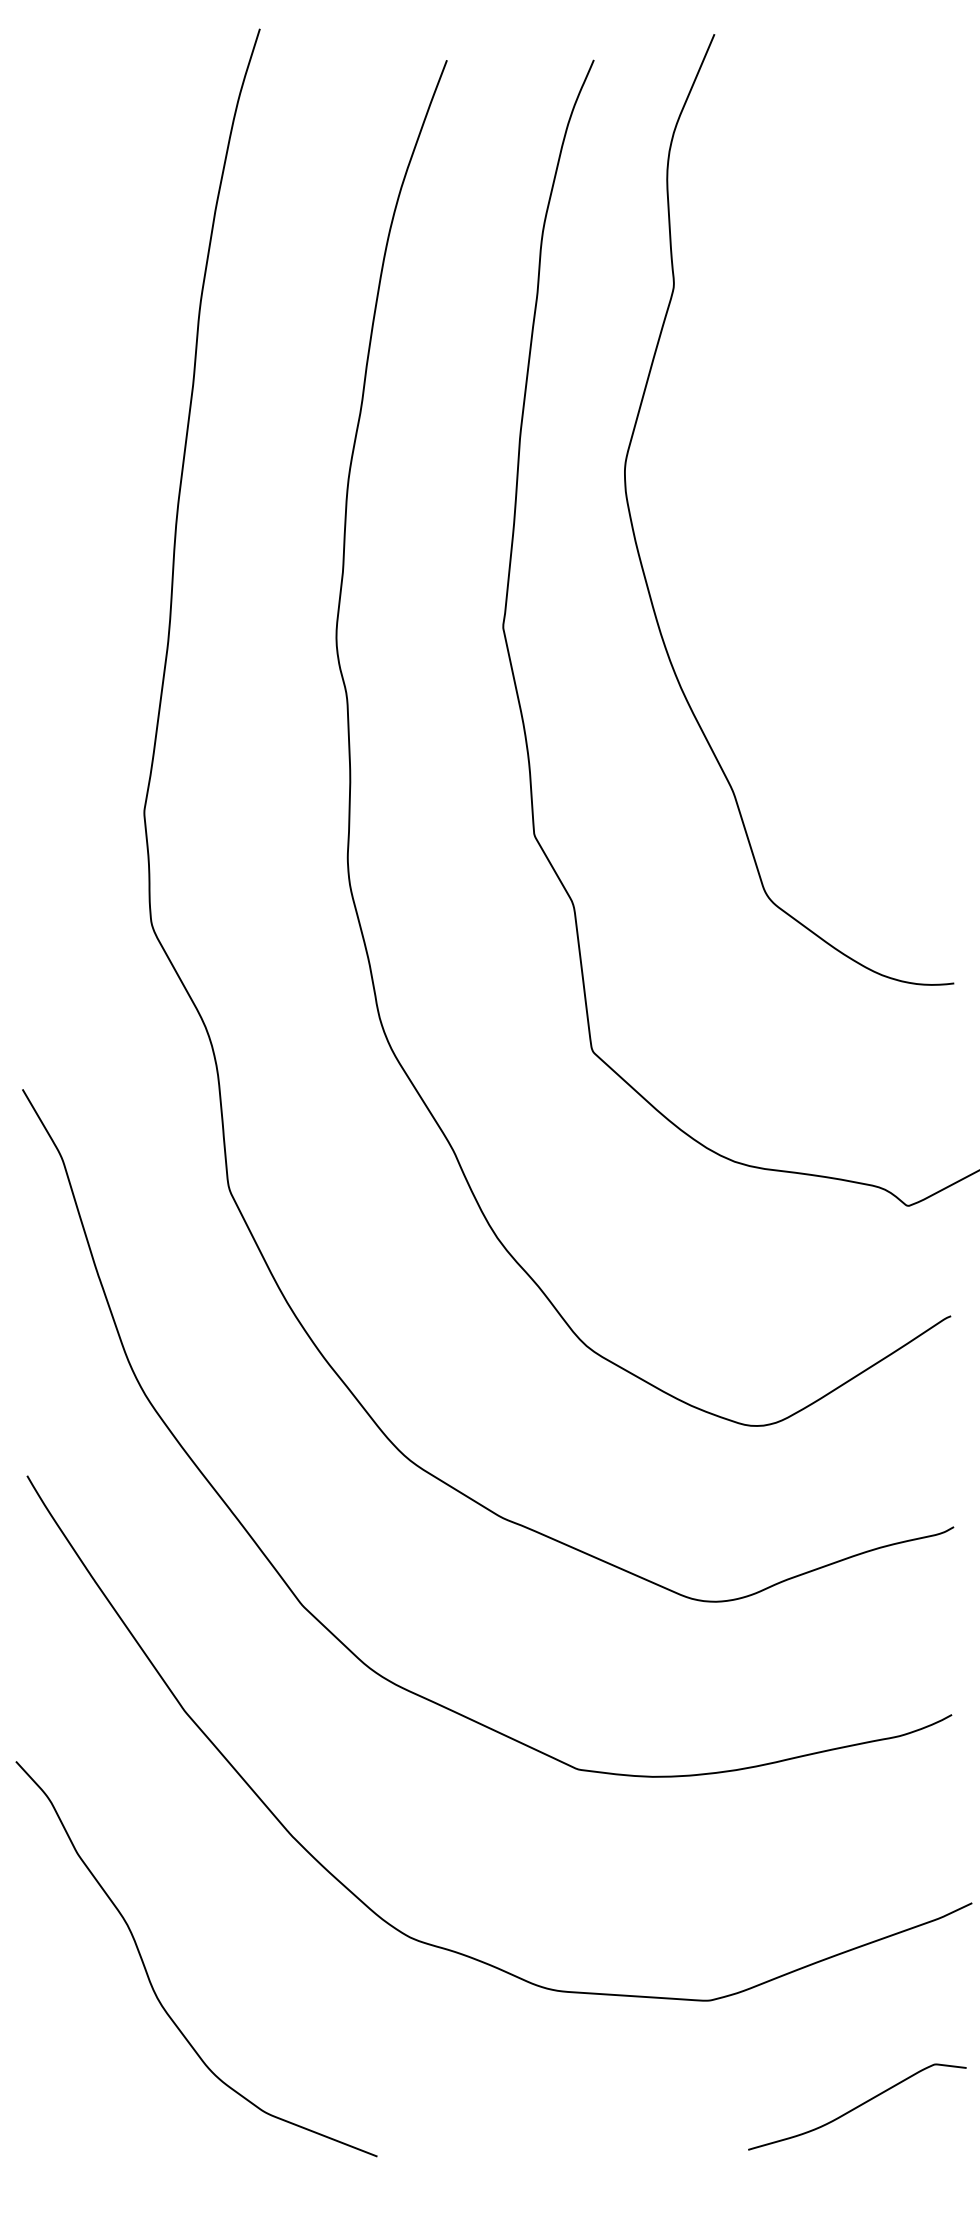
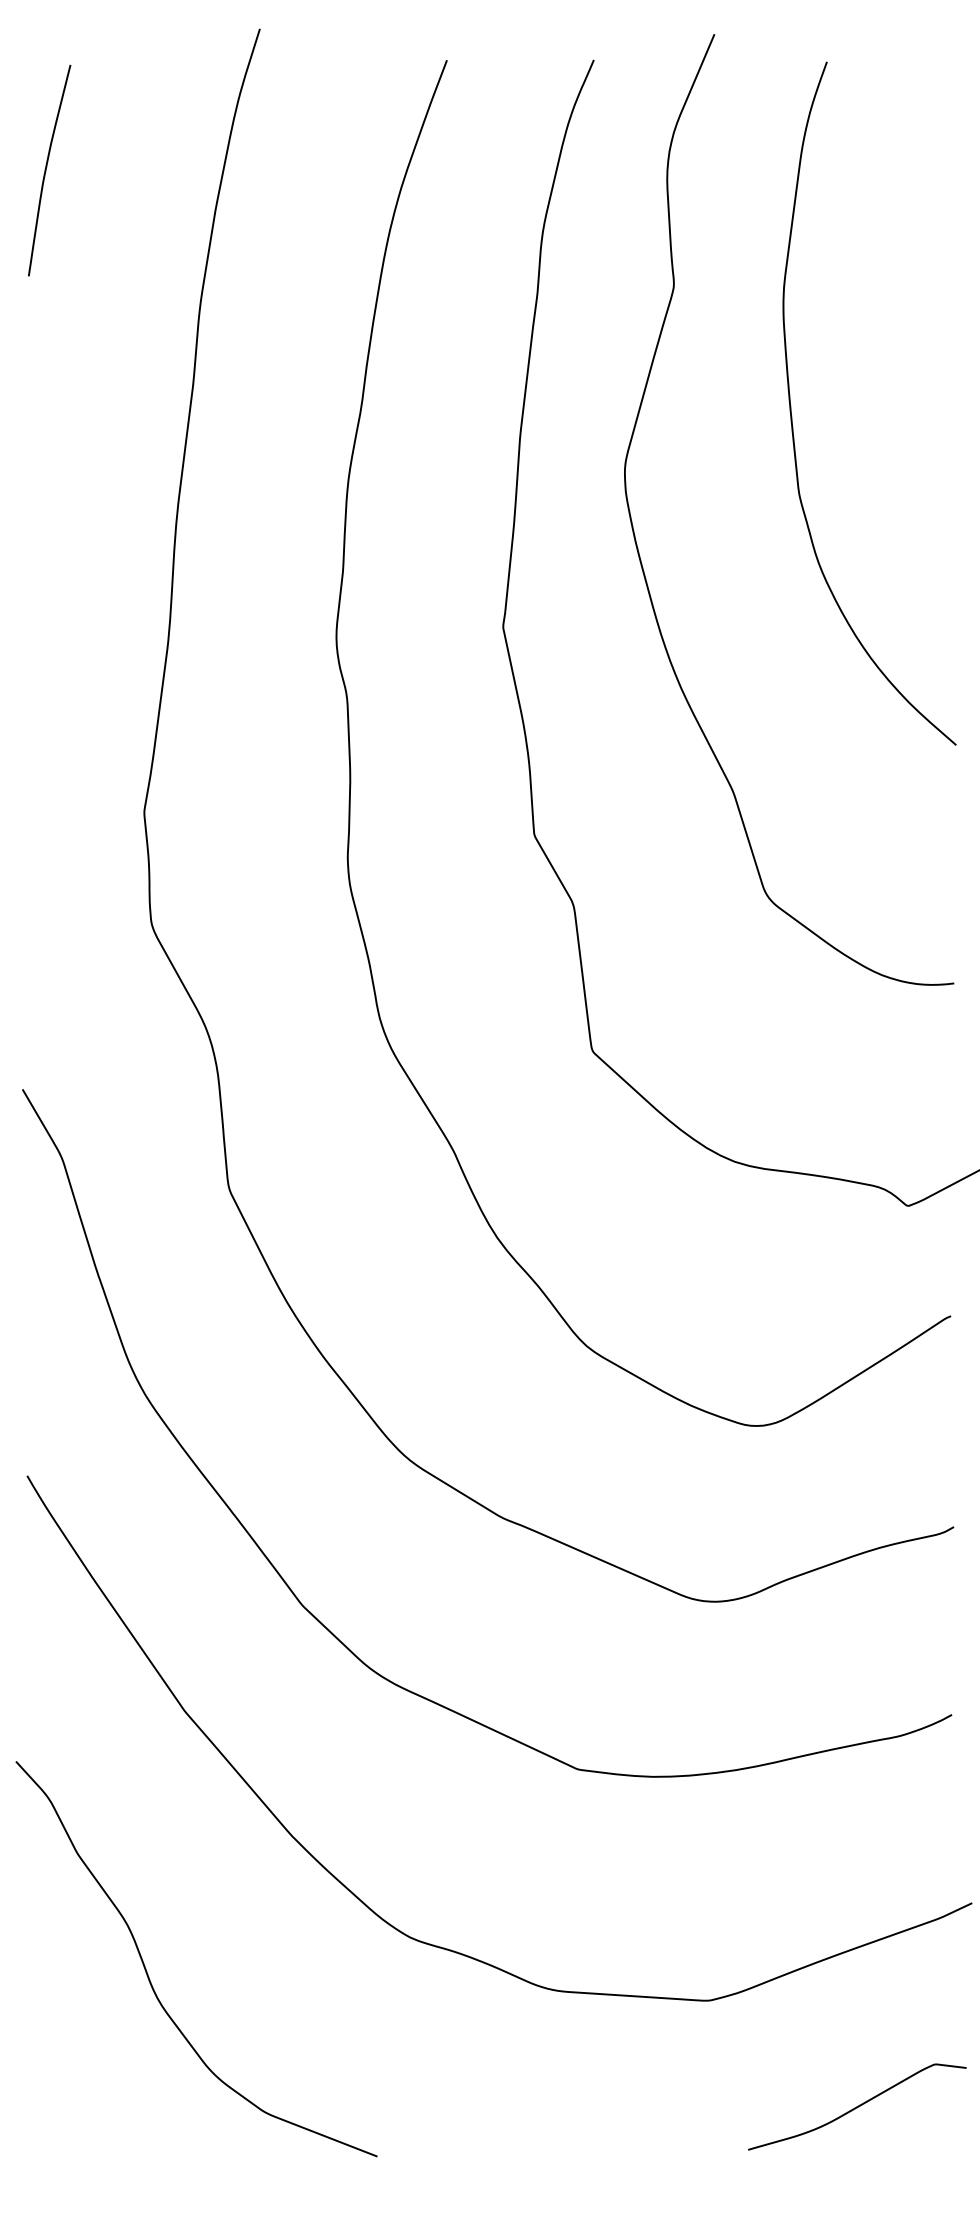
curve: none -> present (46, 170)
curve: none -> present (791, 405)
